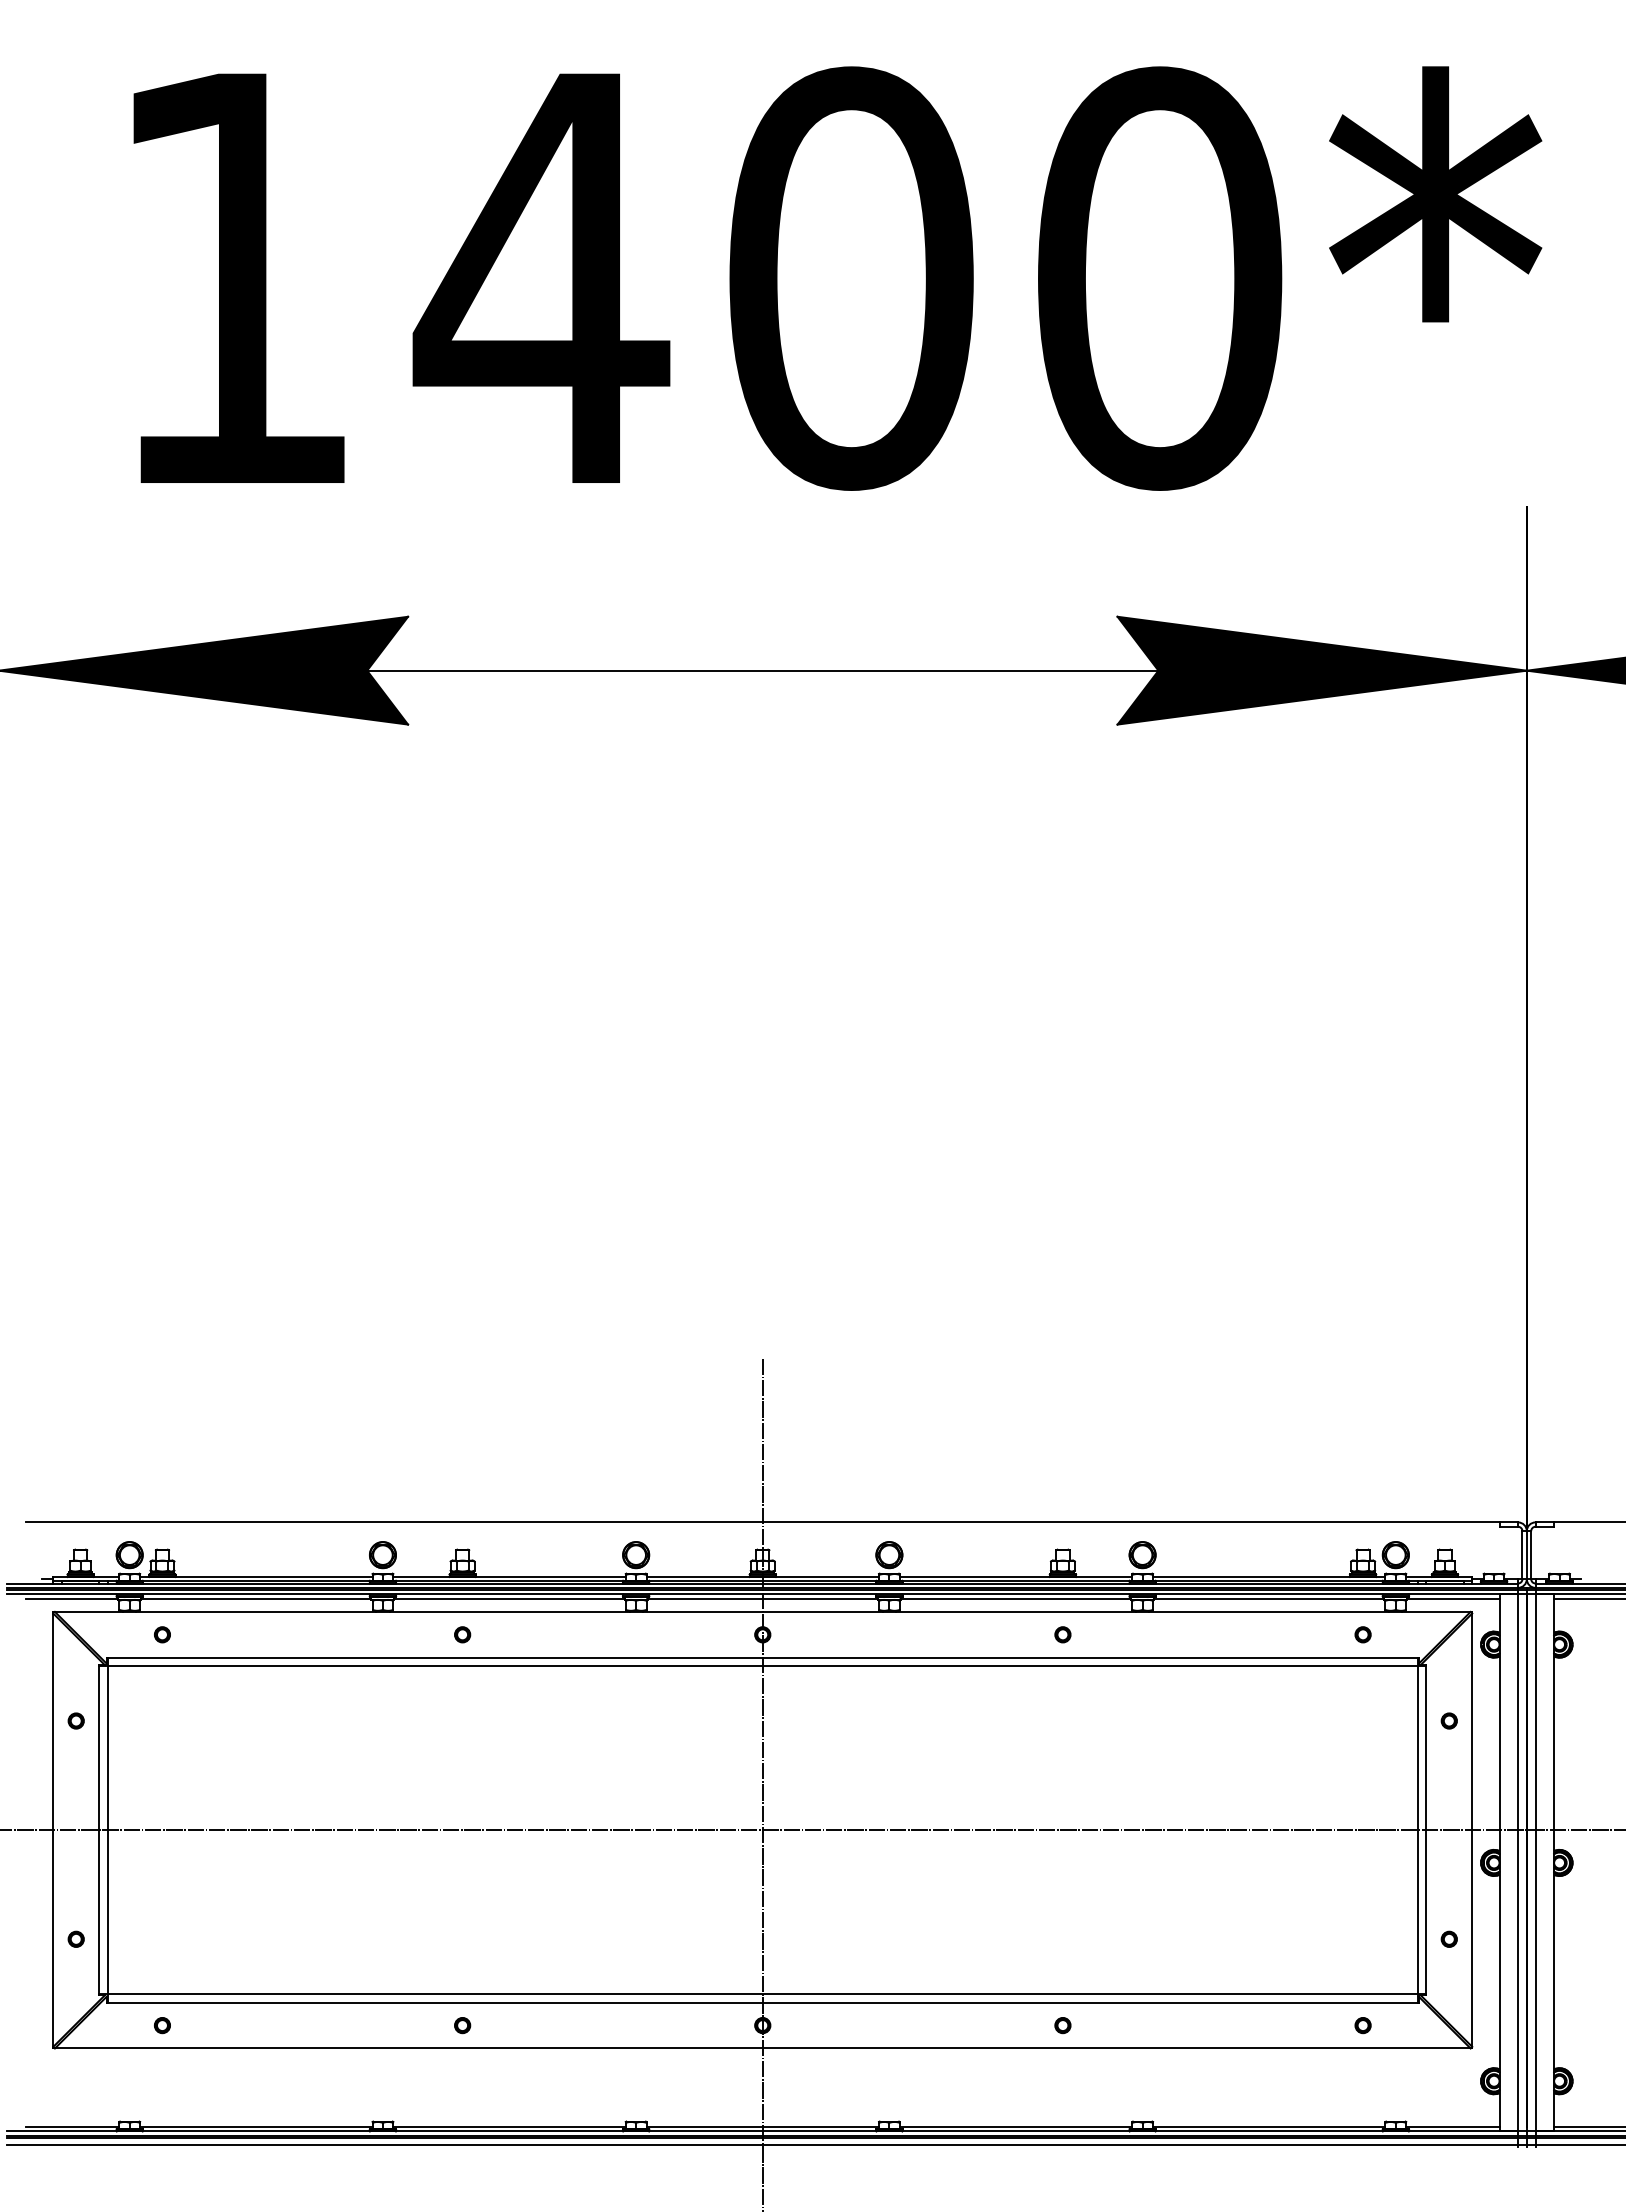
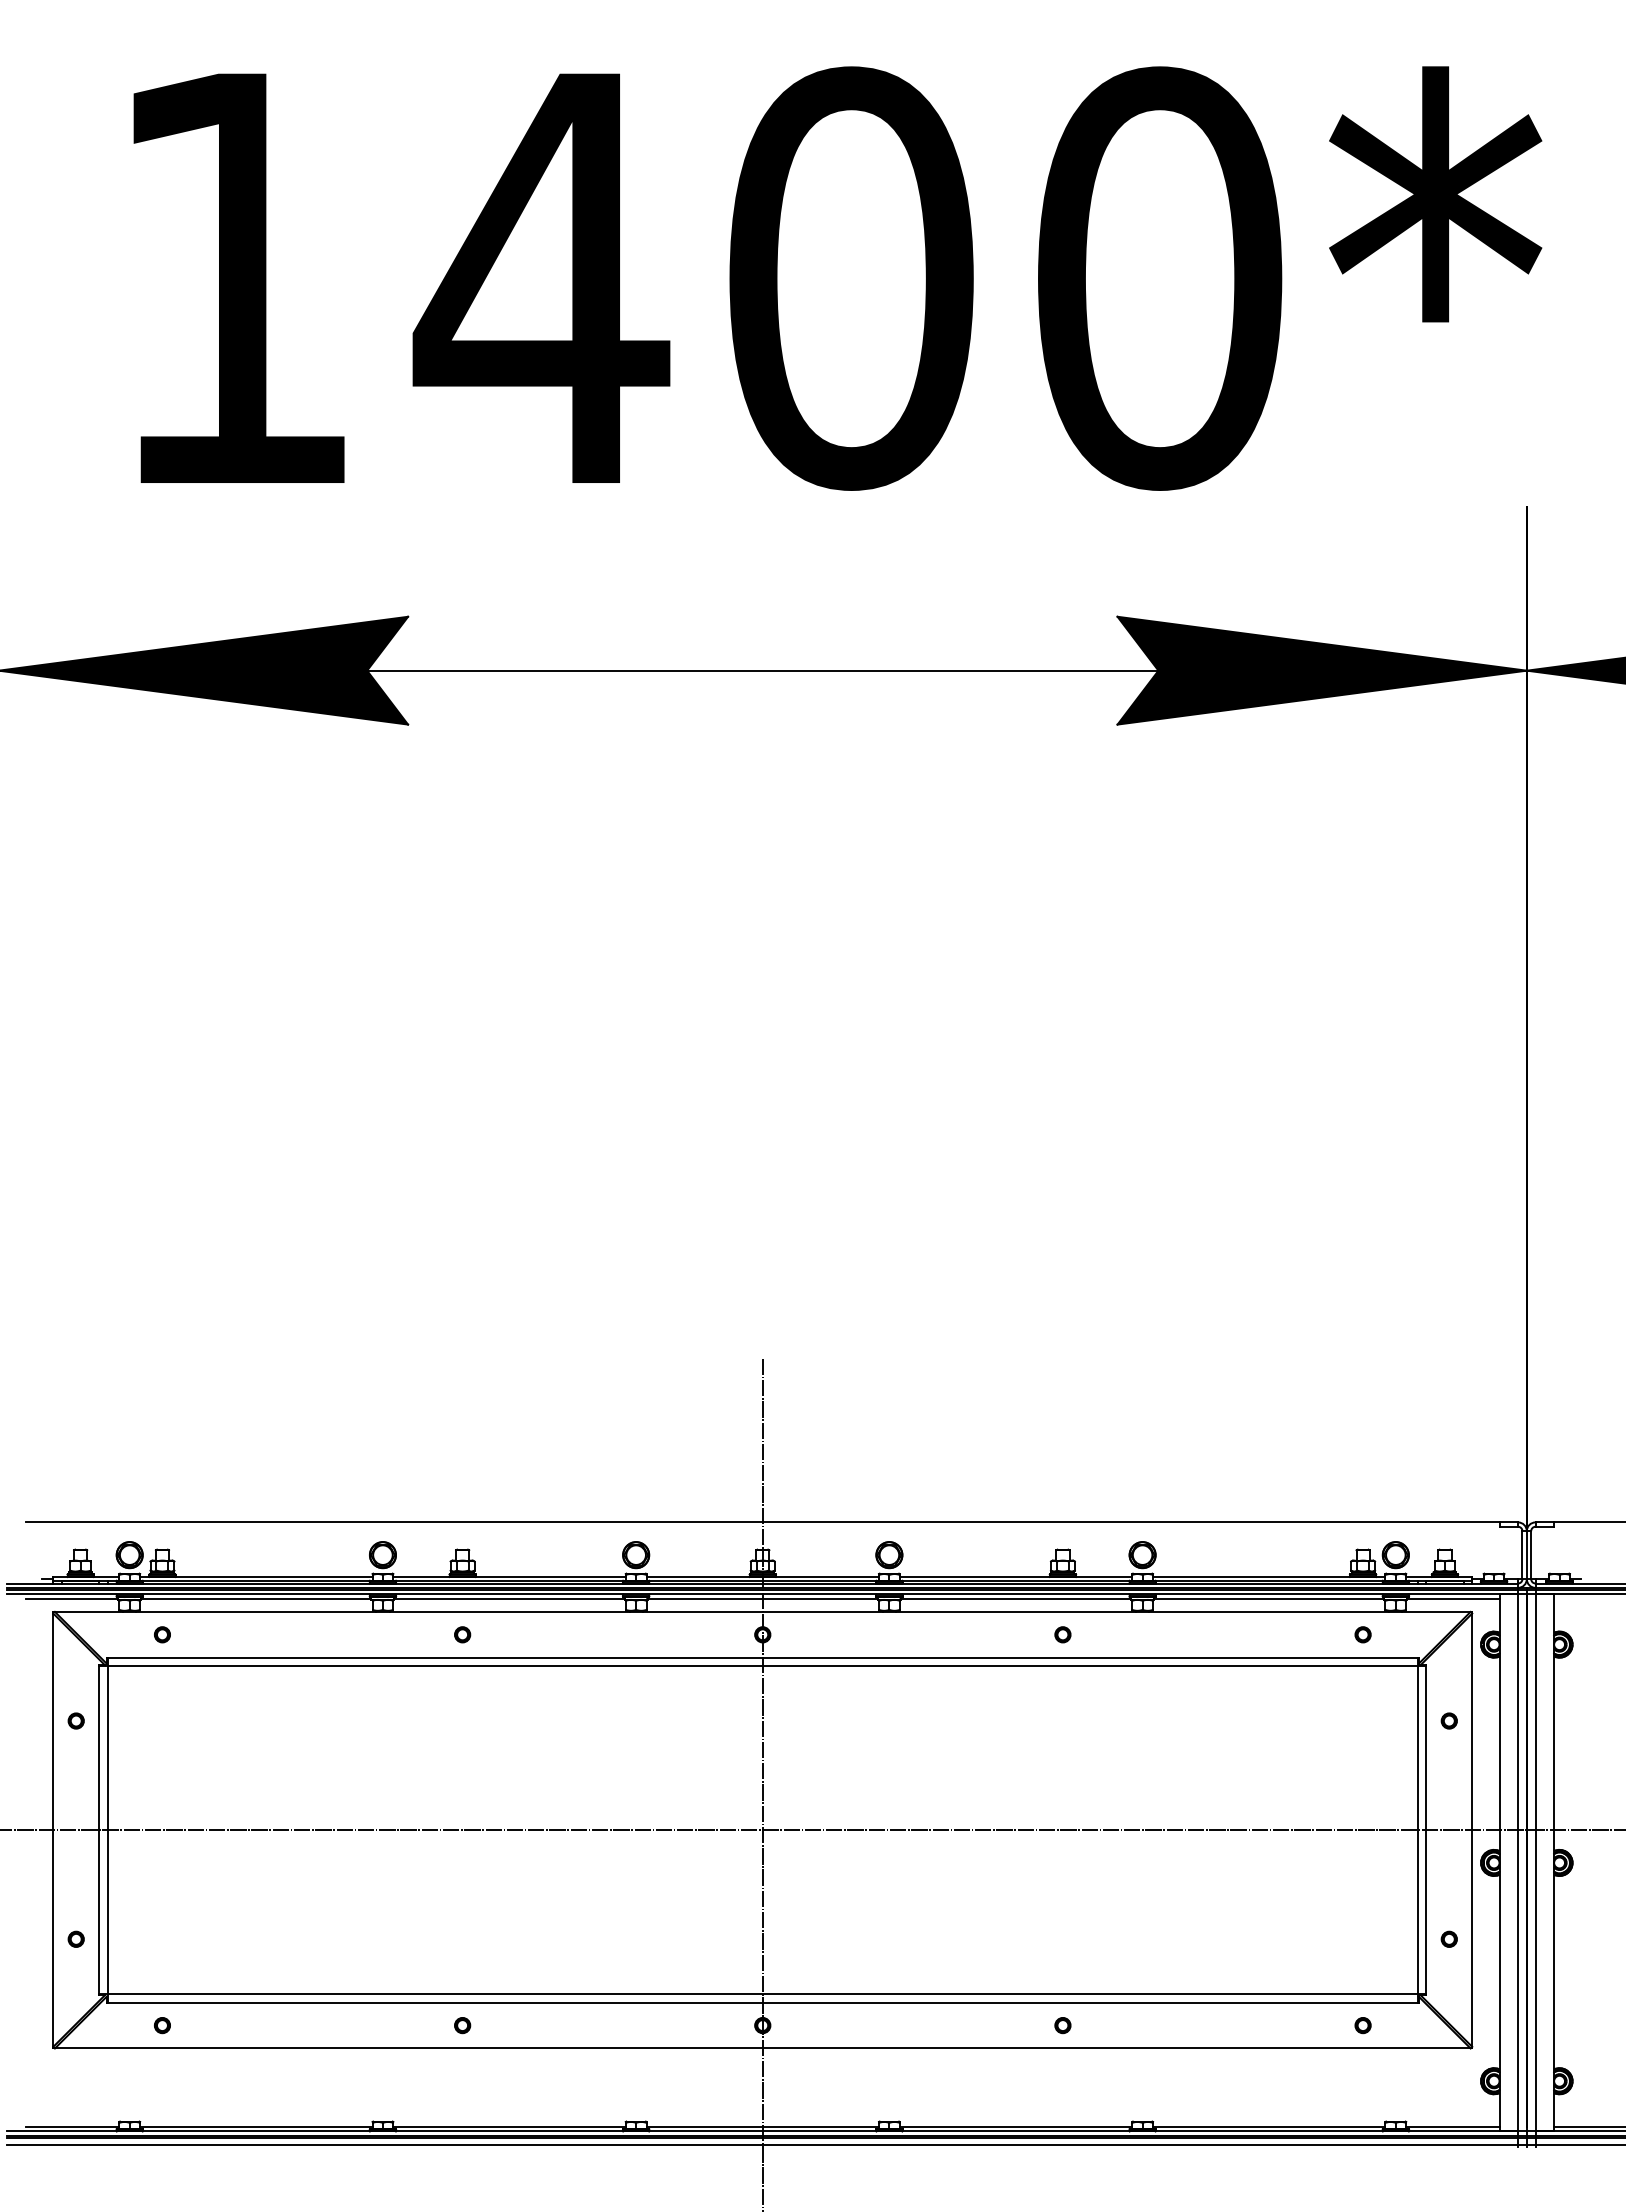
line: present -> none (1588, 1598)
